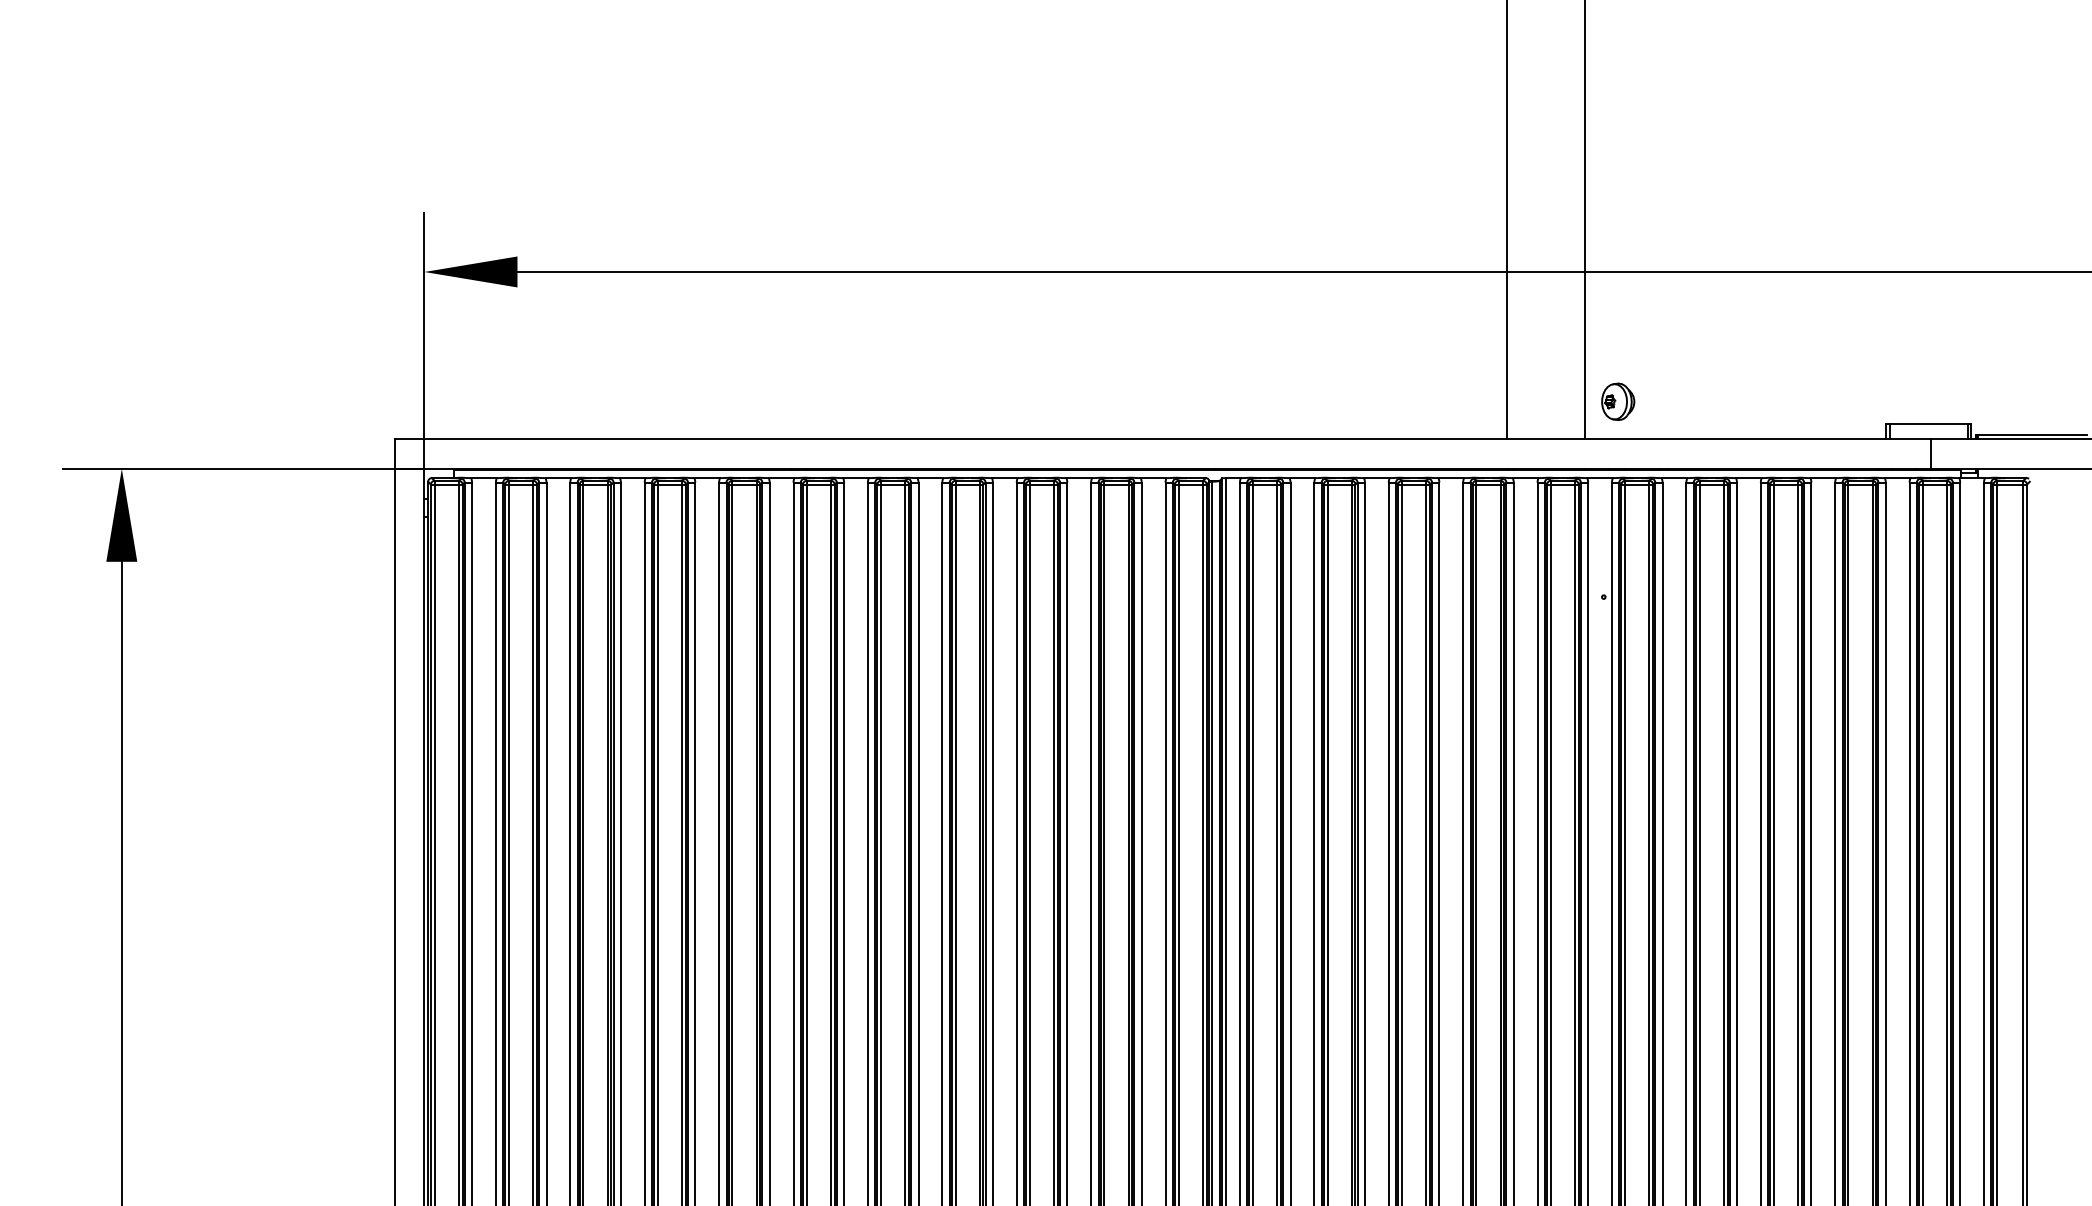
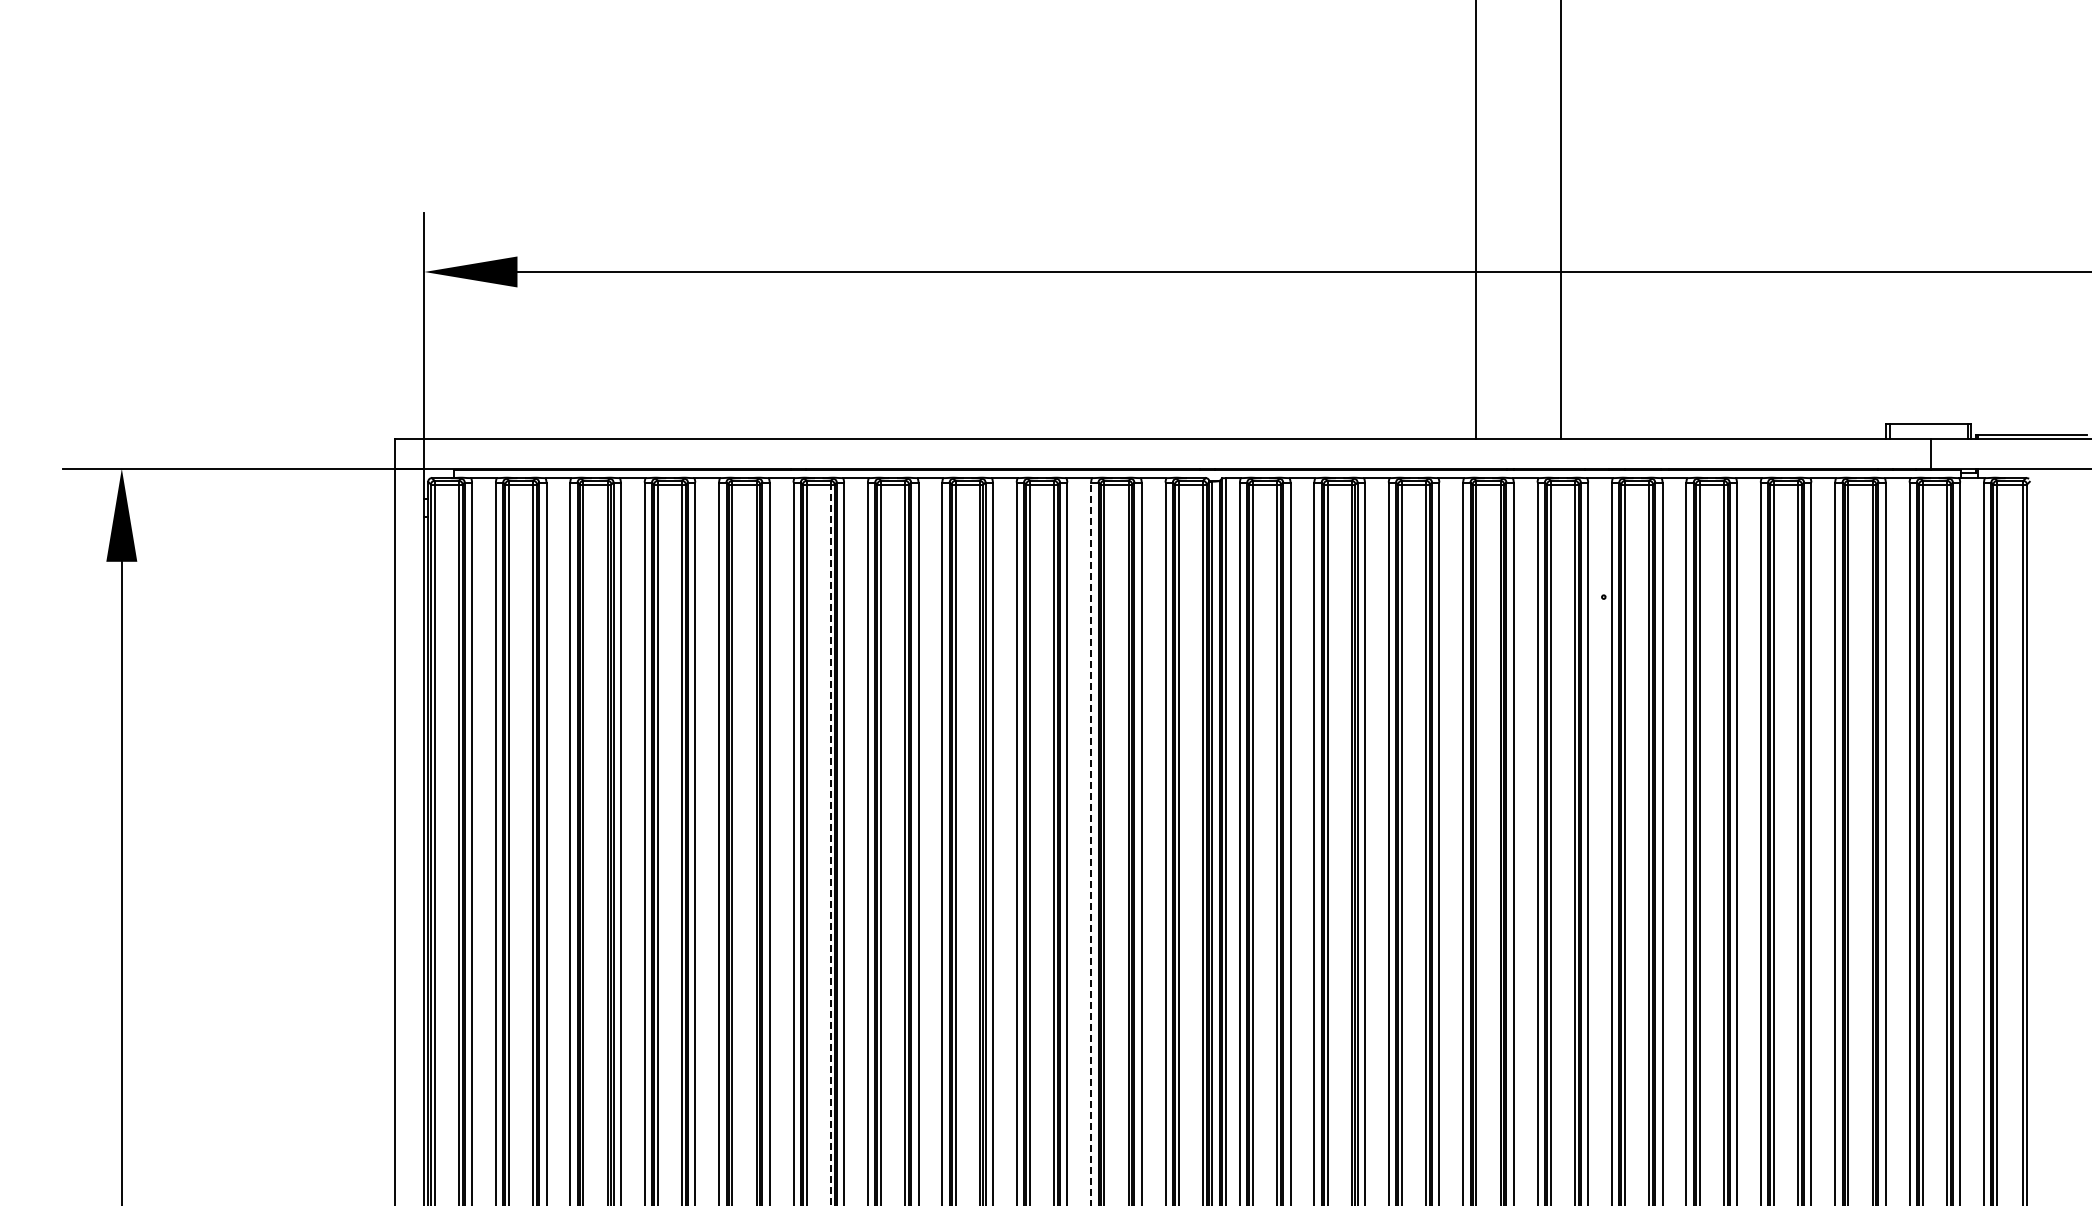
line position: (1507, 220) -> (1476, 220) (1476, 220)
line position: (1585, 220) -> (1561, 220) (1561, 220)
part: present -> none (1618, 401)
line: solid -> dashed (1091, 843)
line: solid -> dashed (830, 844)
